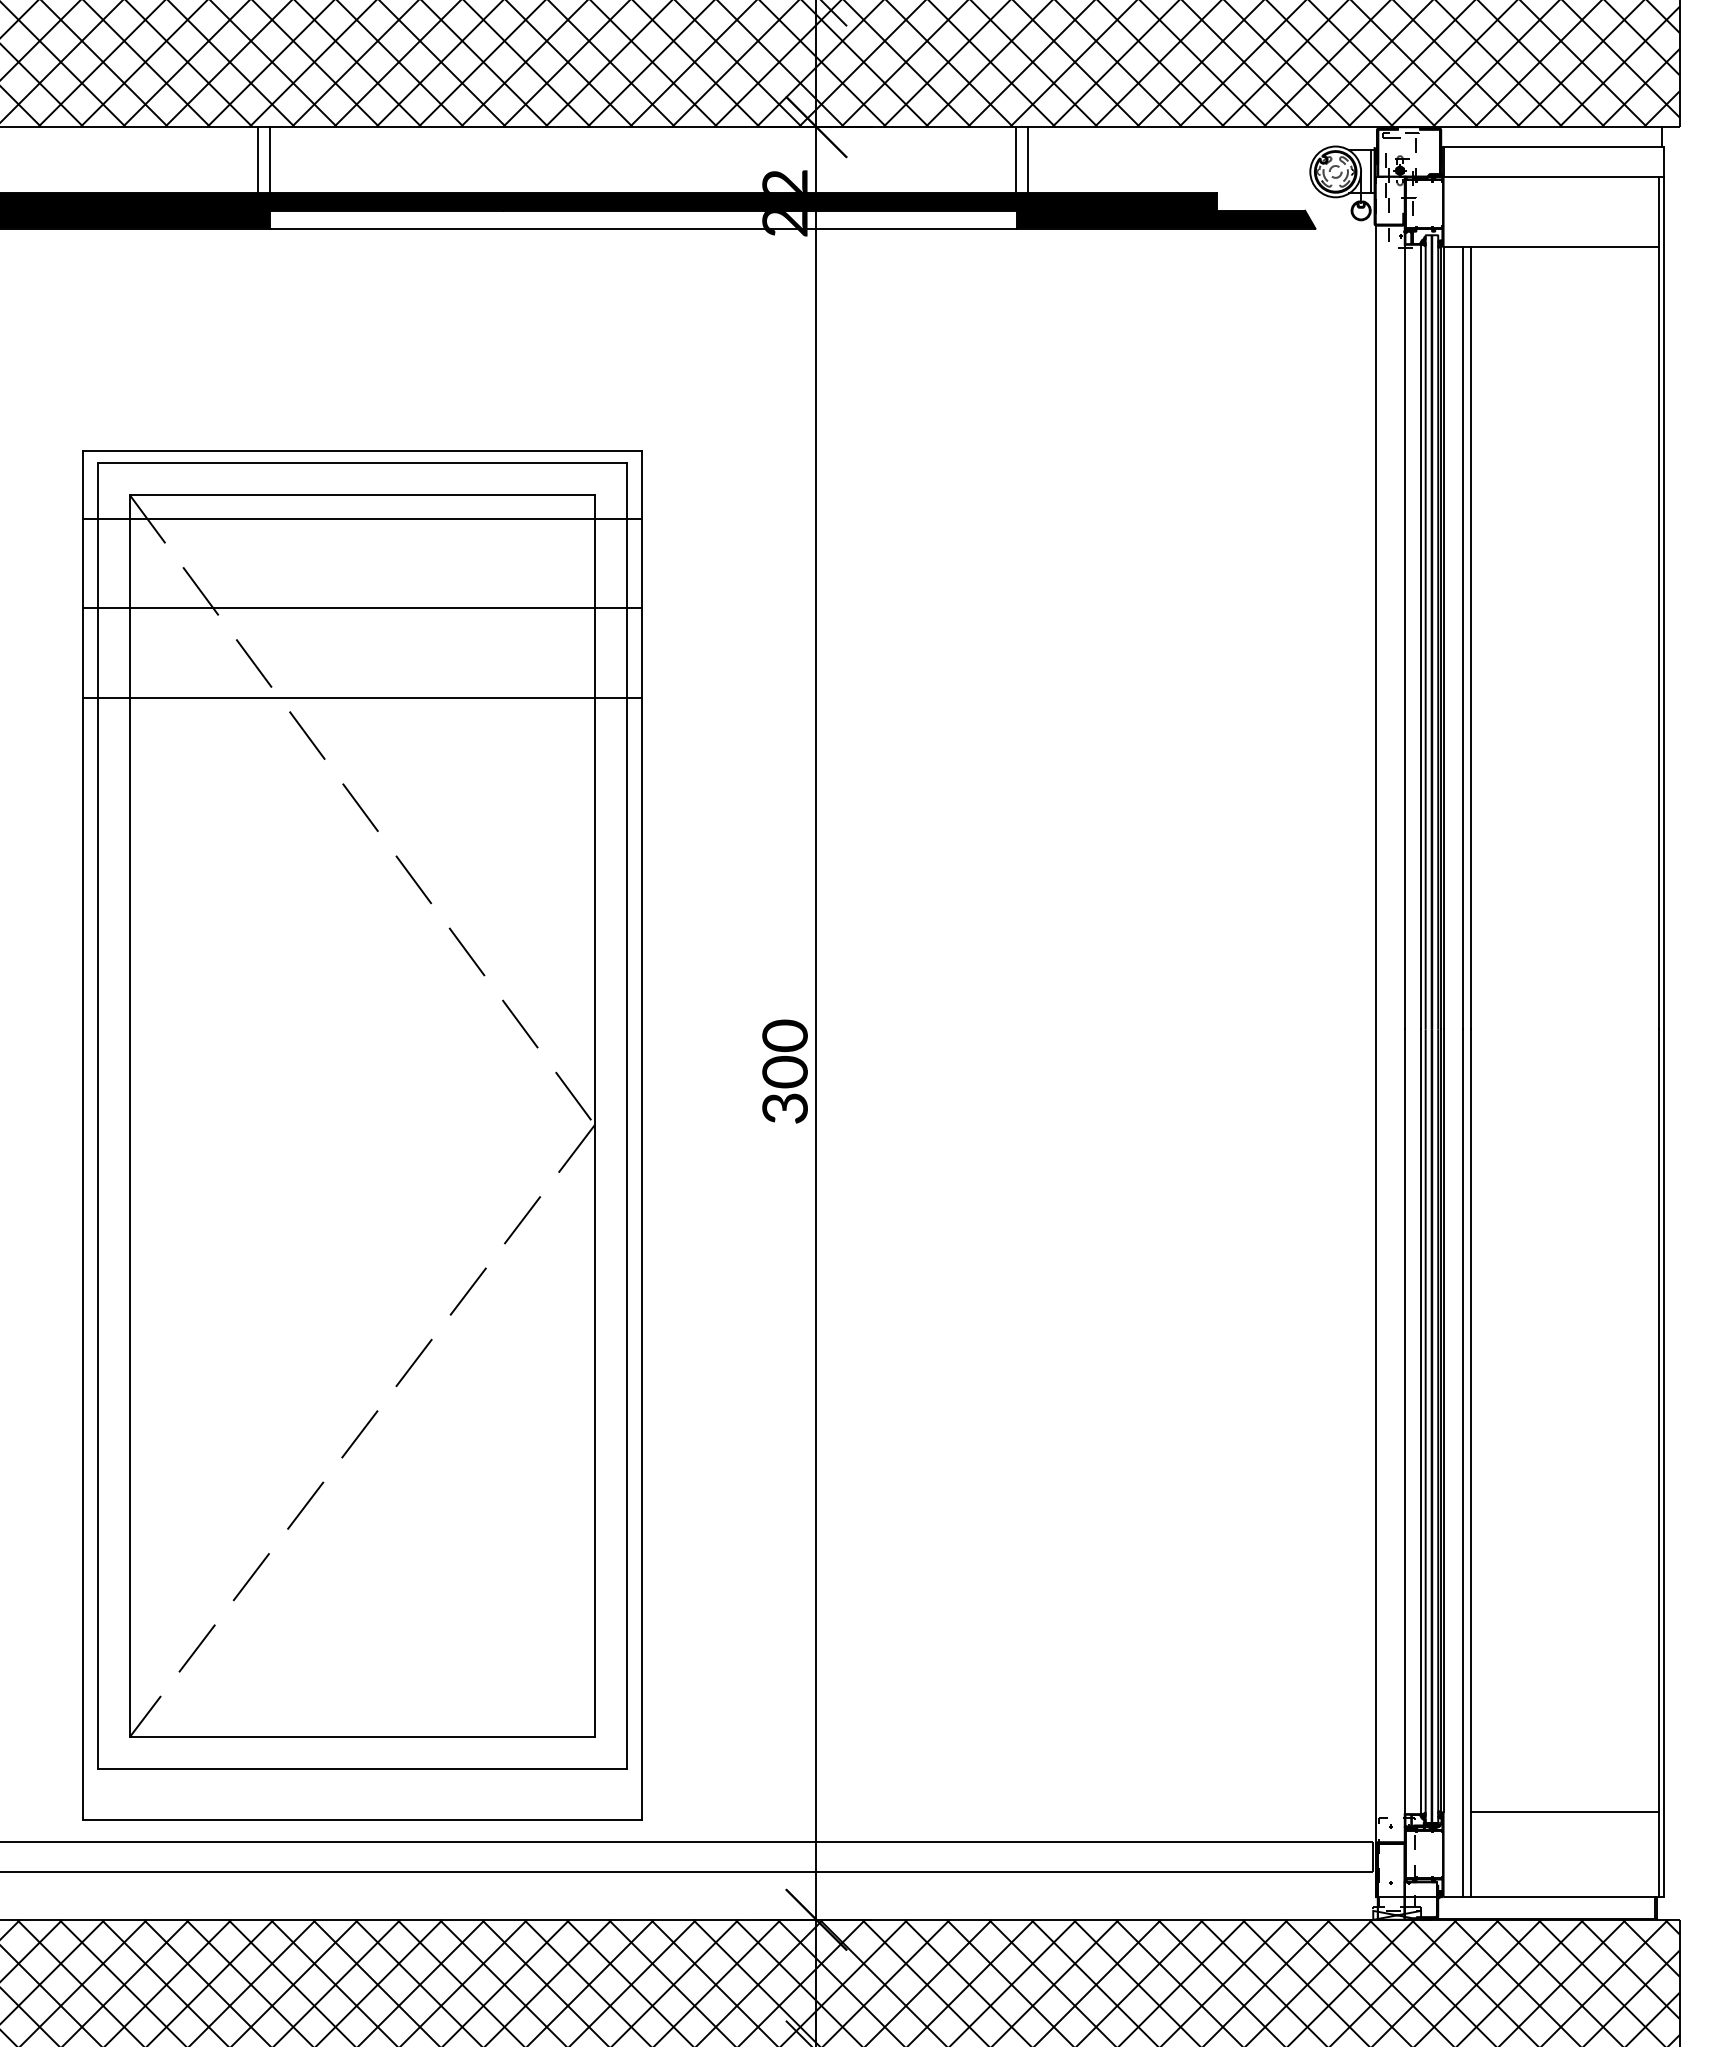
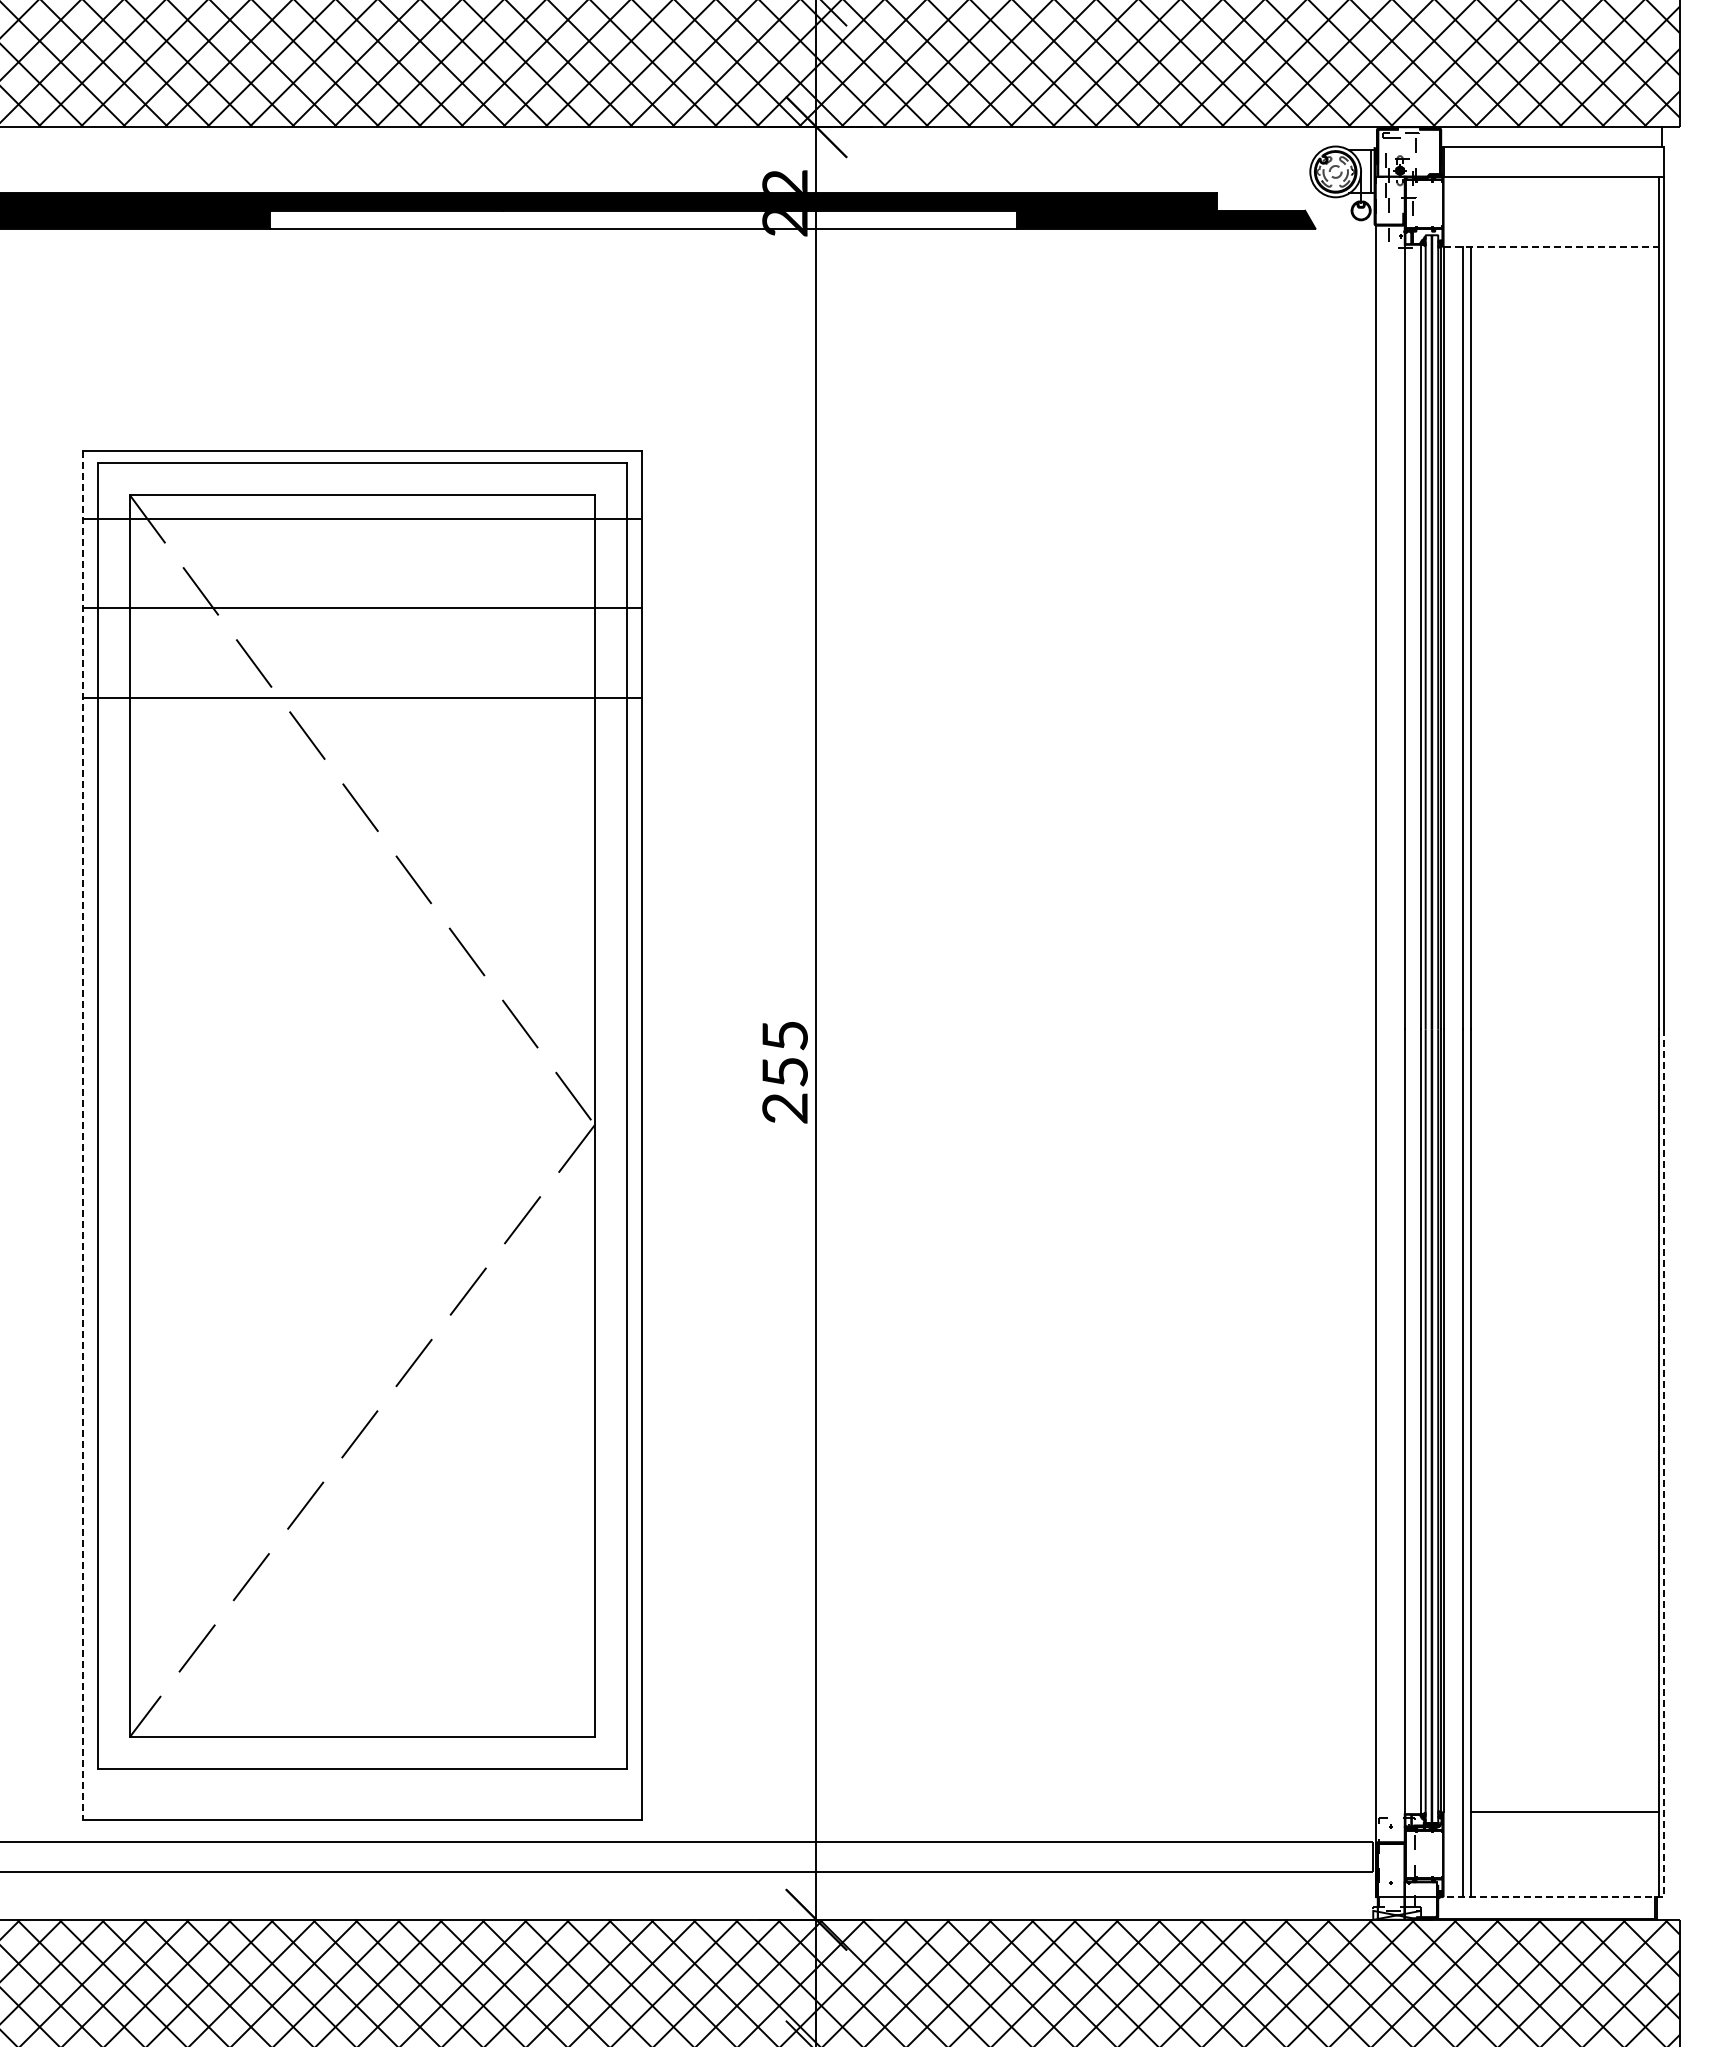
line: present -> none (257, 159)
line: present -> none (269, 159)
line: present -> none (1016, 159)
line: present -> none (1028, 159)
line: solid -> dashed (1551, 246)
text: 300 -> 255 (784, 1071)
line: solid -> dashed (82, 1135)
line: solid -> dashed (1663, 1574)
